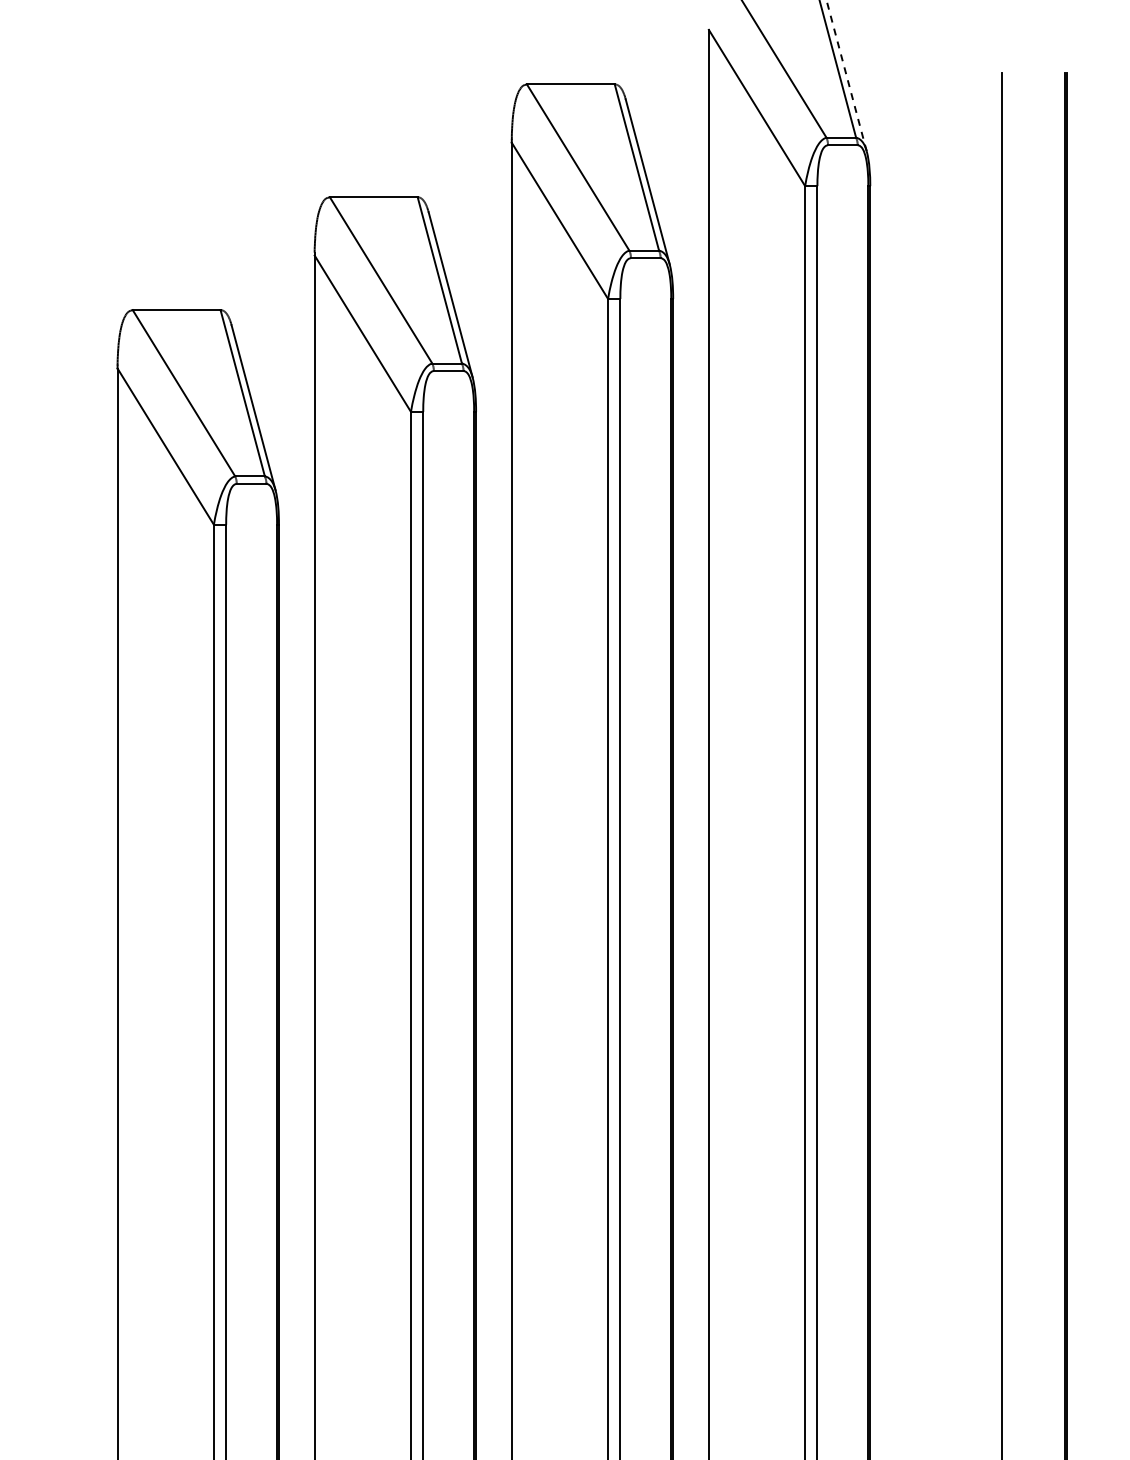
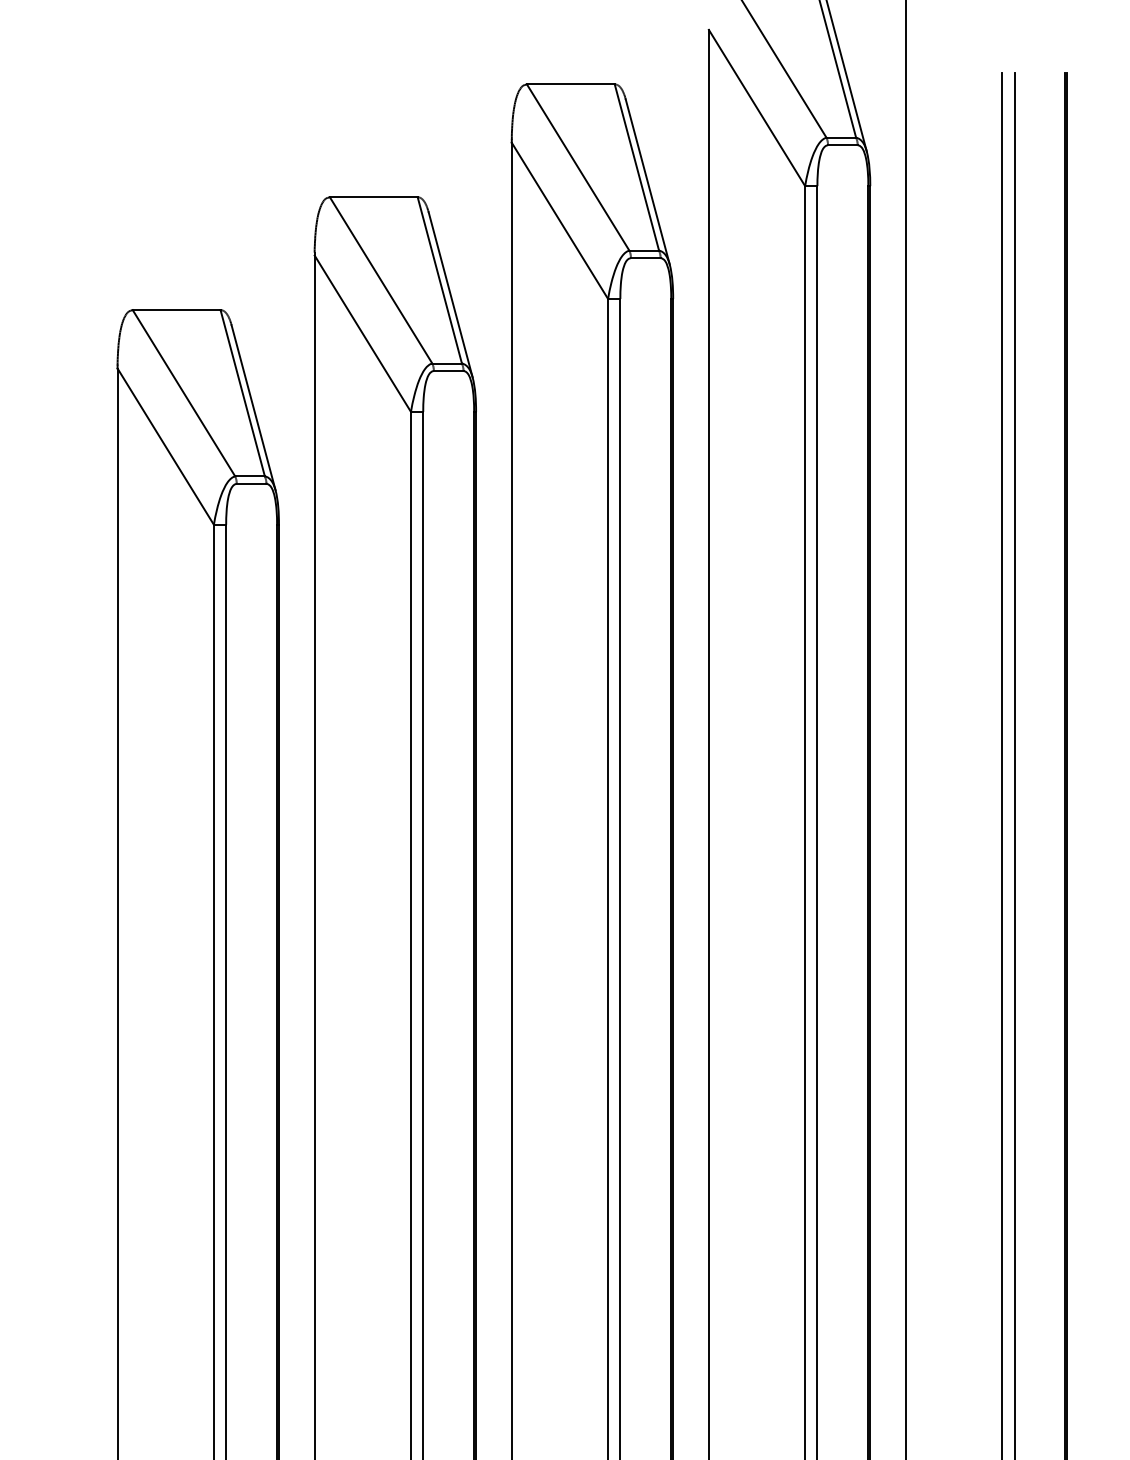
line: dashed -> solid (846, 75)
line: none -> present (905, 729)
line: none -> present (1014, 764)
